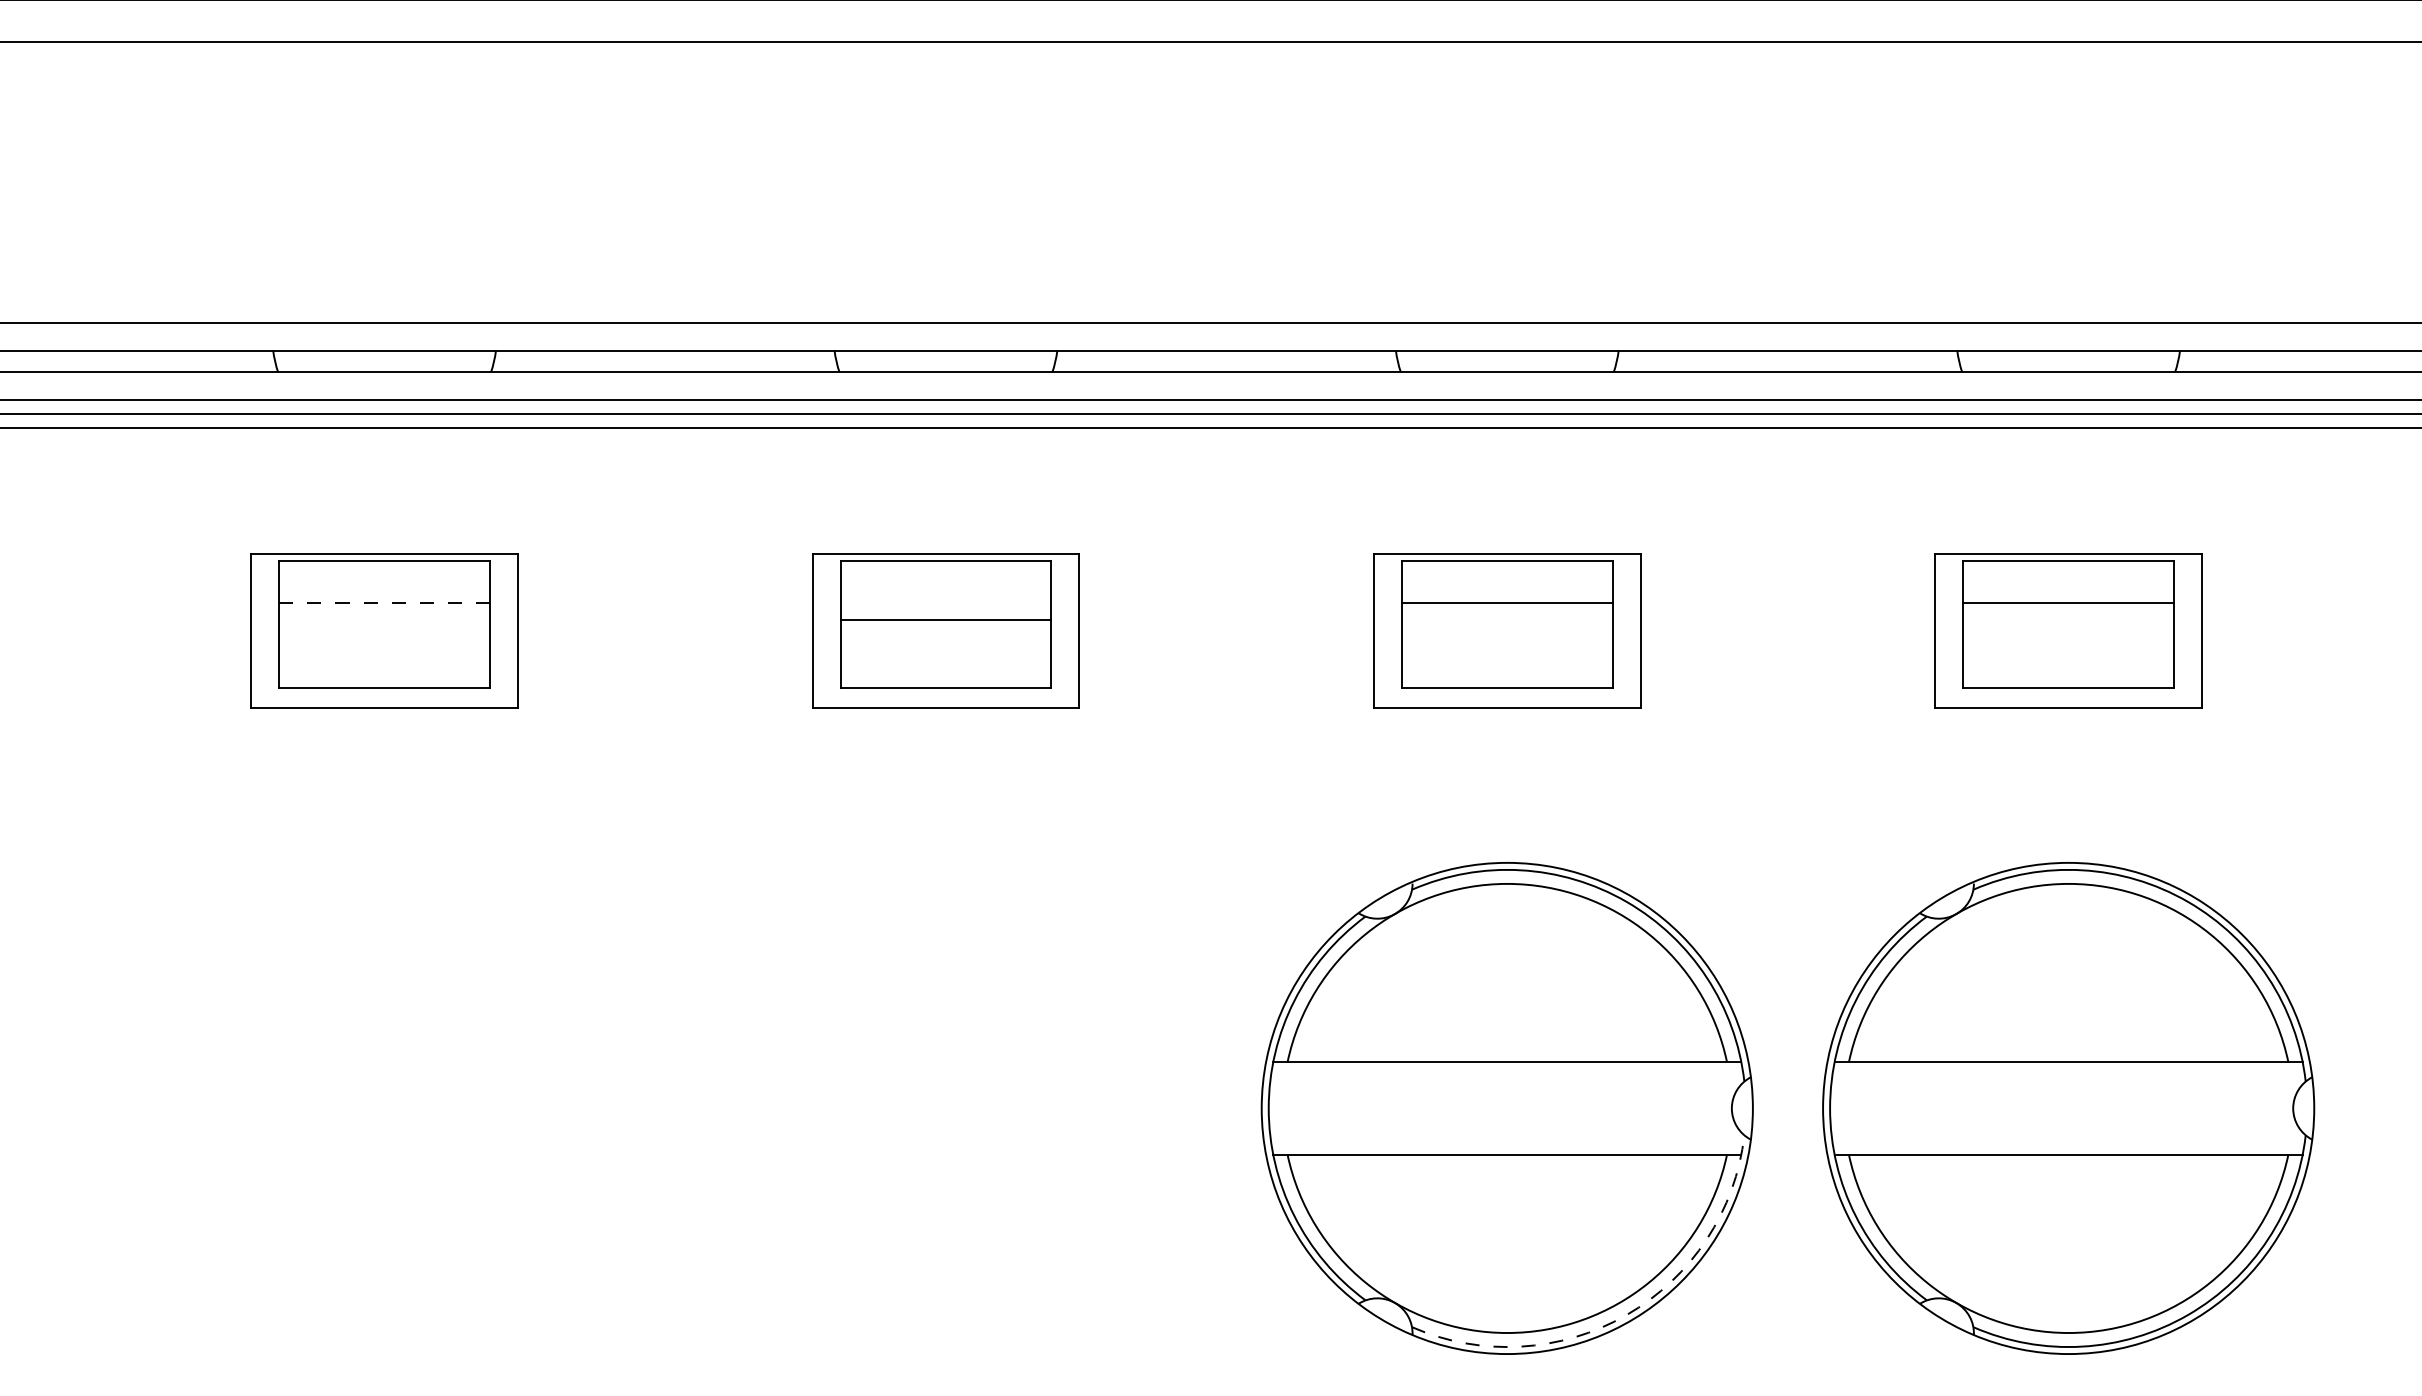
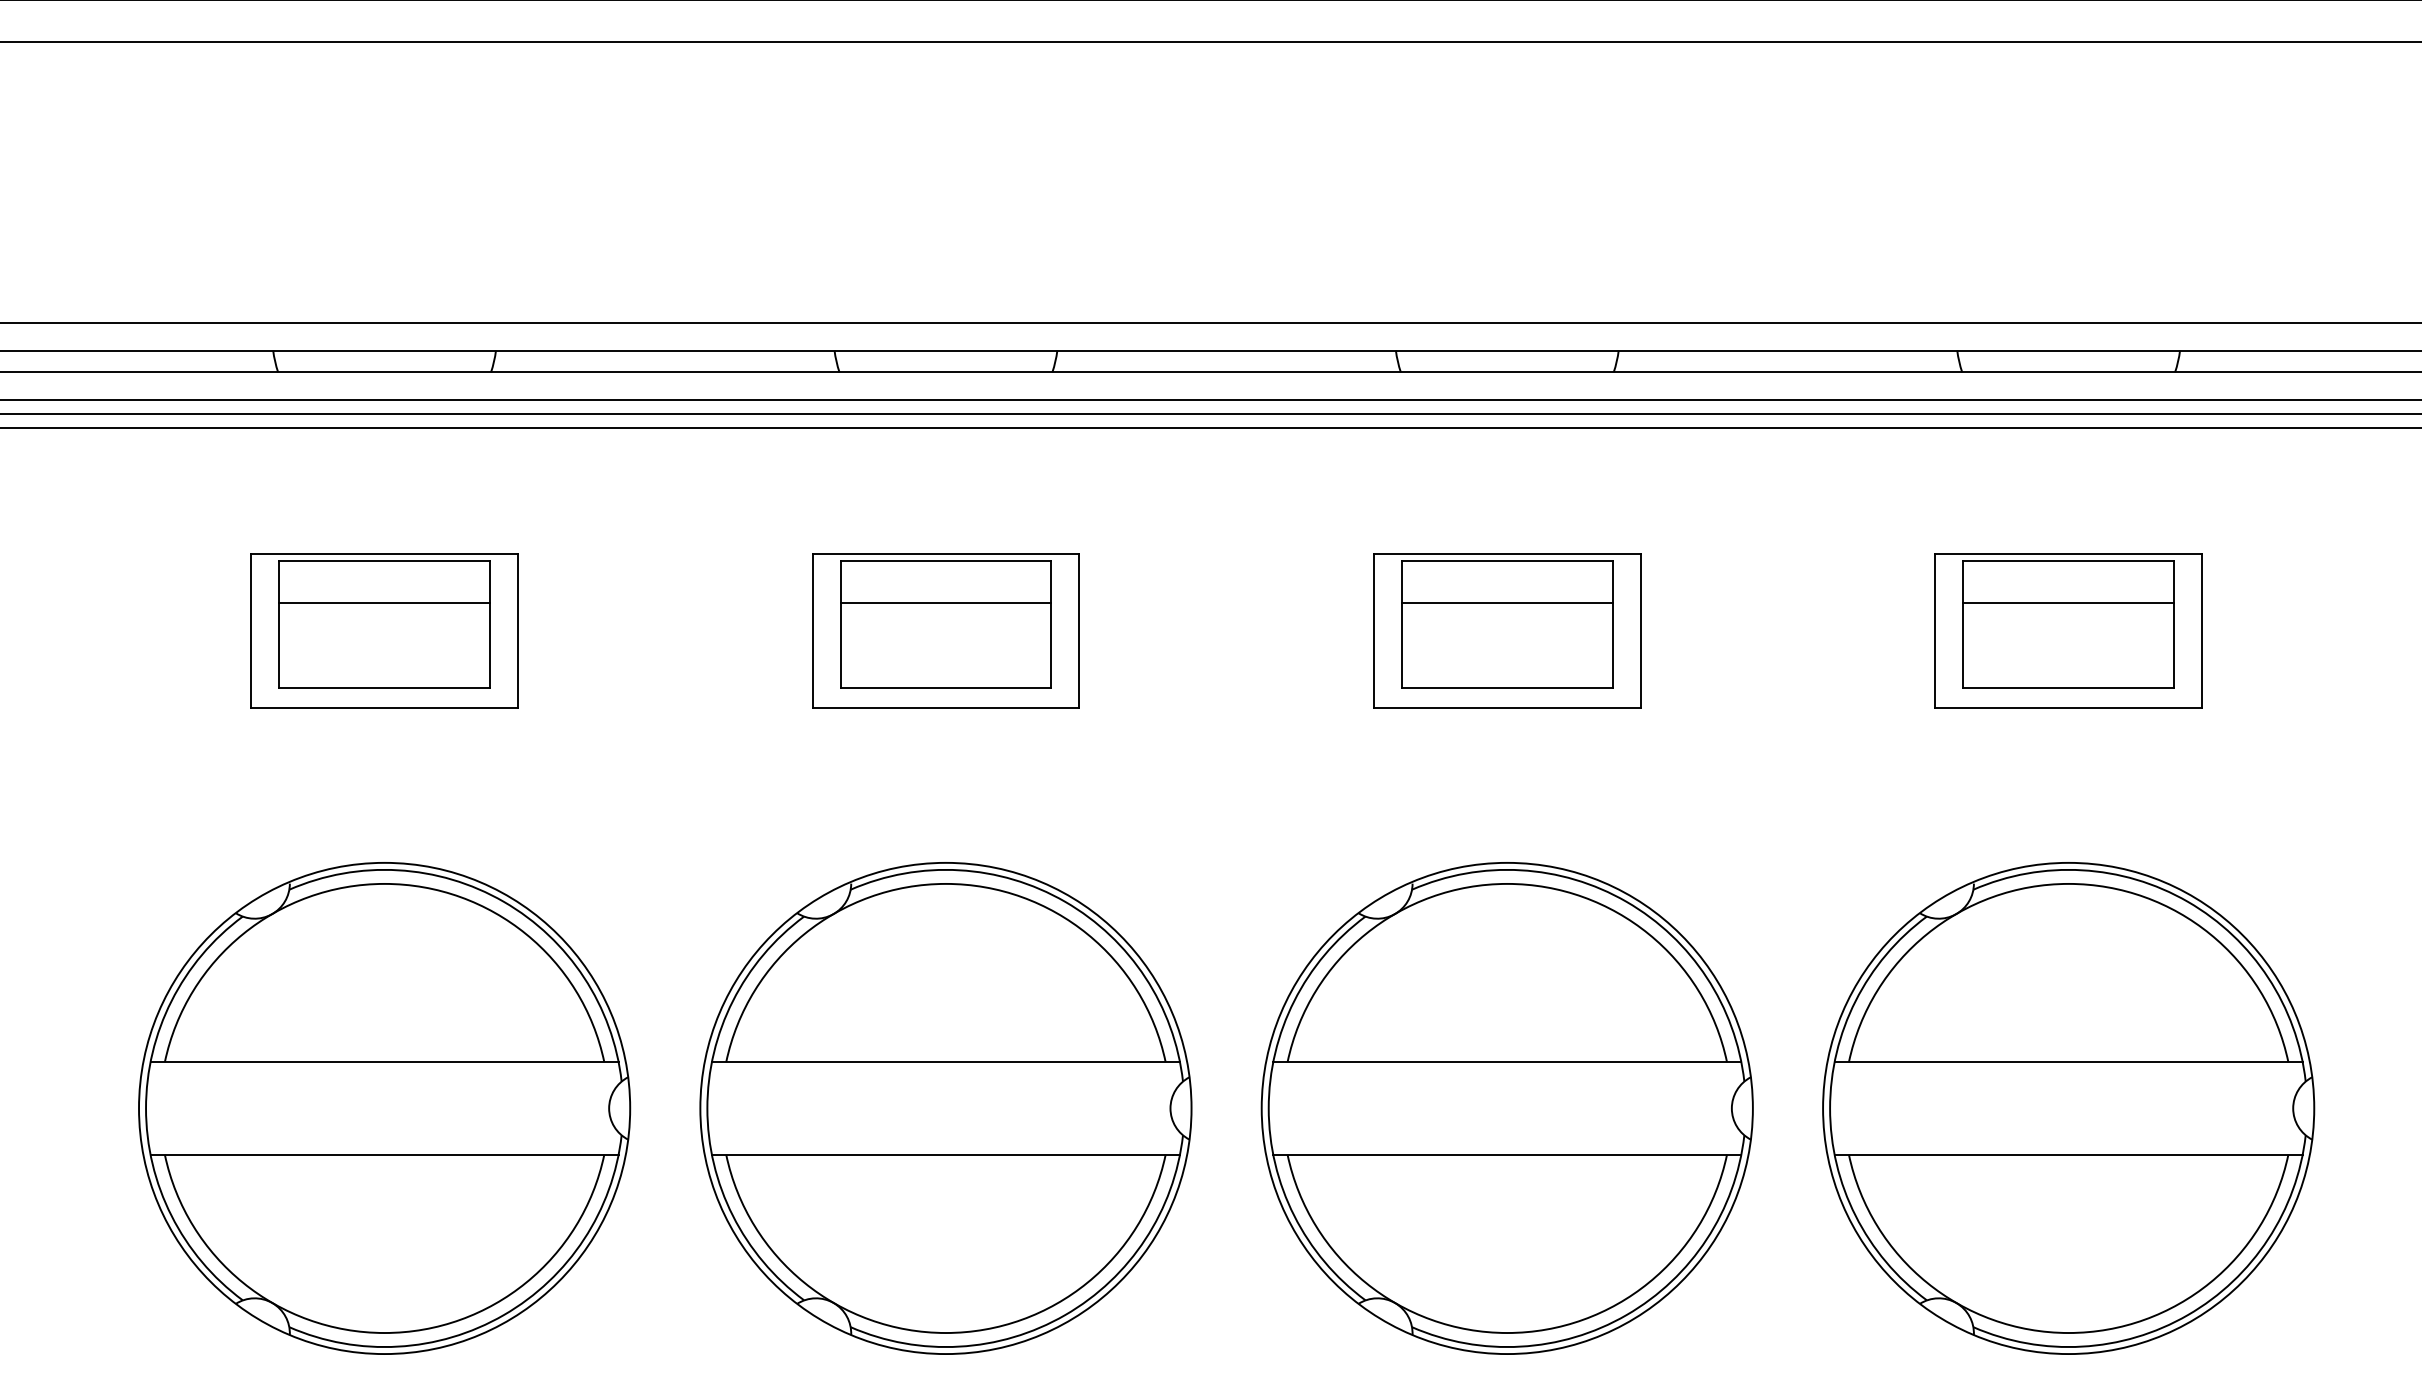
line: dashed -> solid (385, 603)
line position: (945, 620) -> (945, 603) (945, 603)
part: none -> present (384, 1108)
part: none -> present (945, 1108)
arc: dashed -> solid (1626, 1315)
